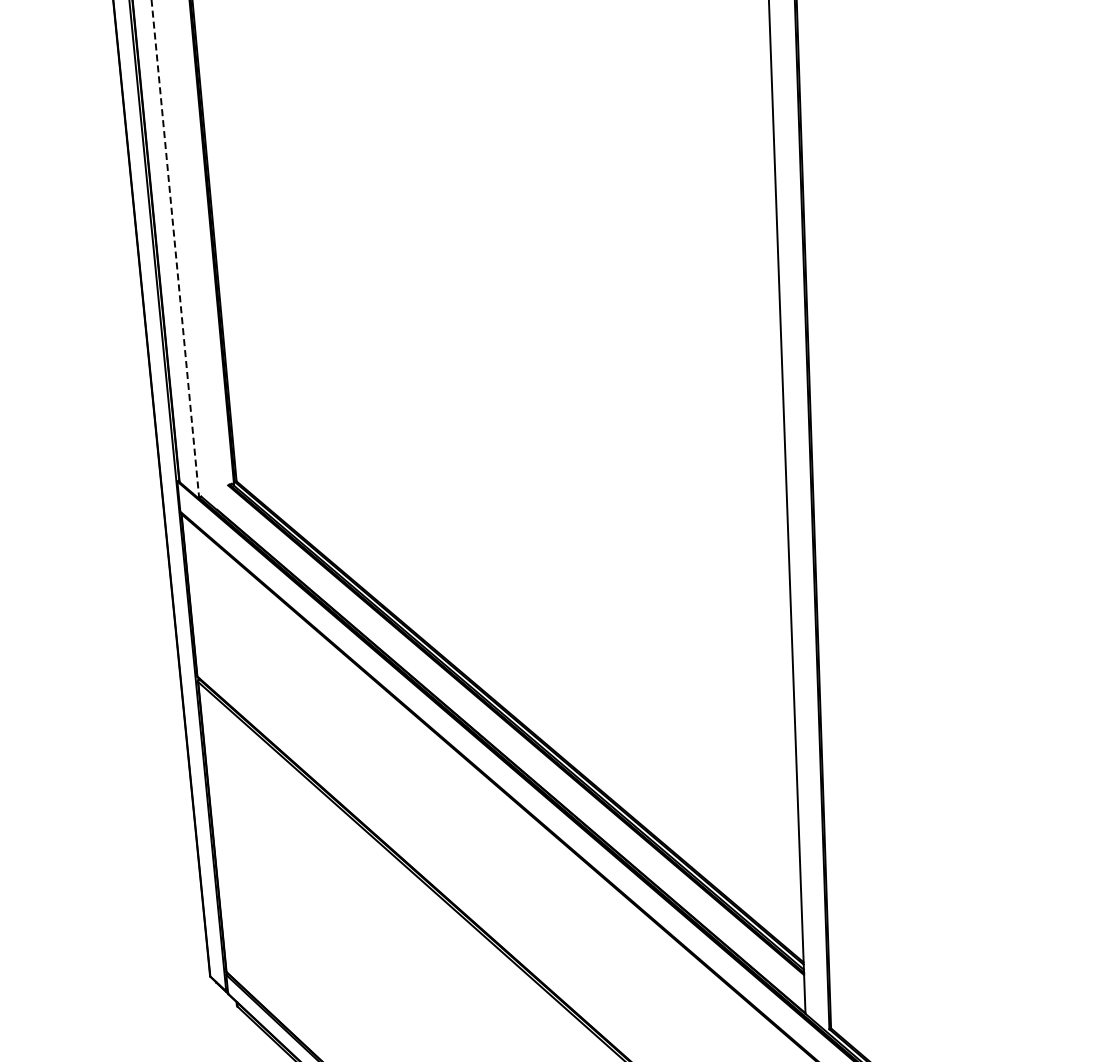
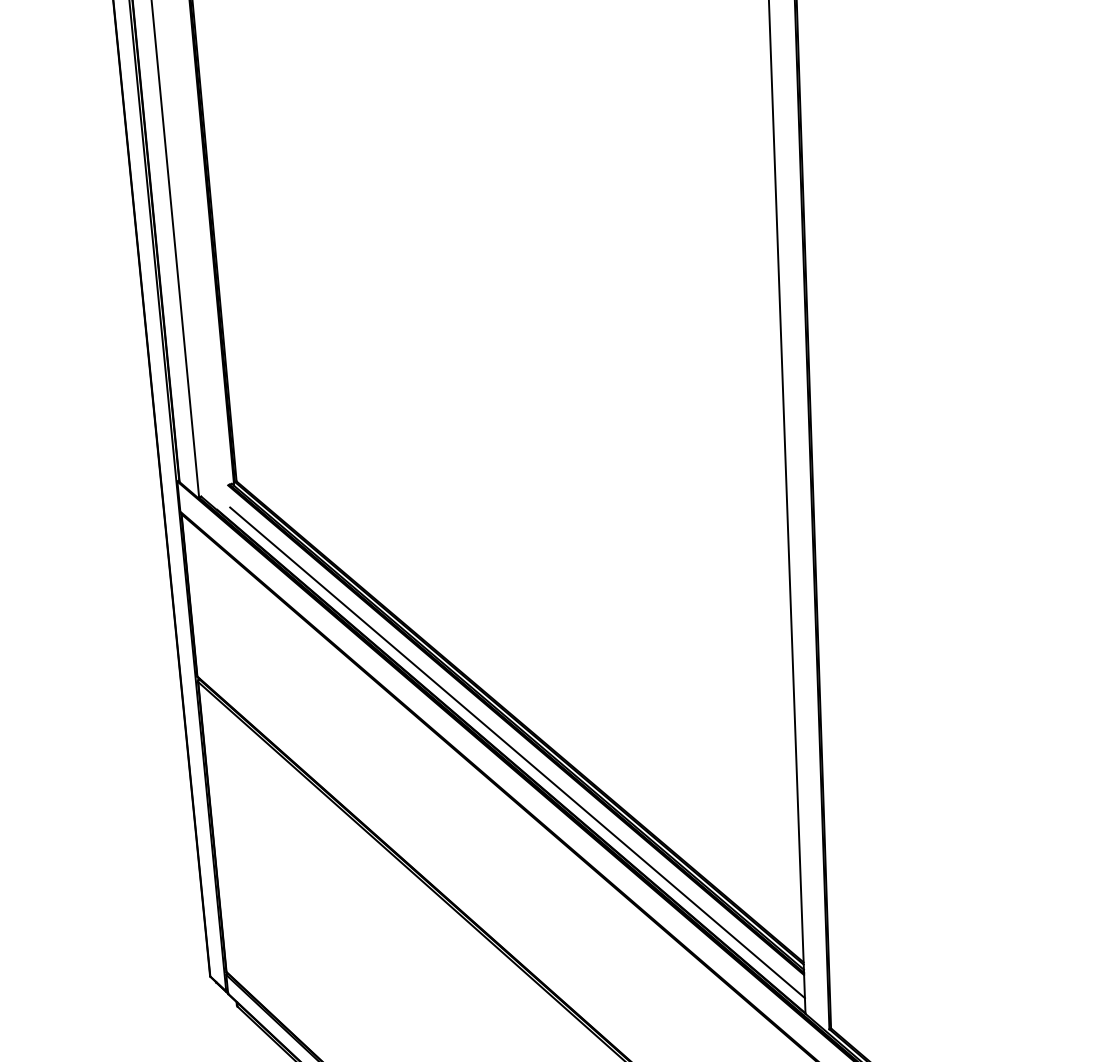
line: dashed -> solid (175, 248)
line: none -> present (517, 752)
